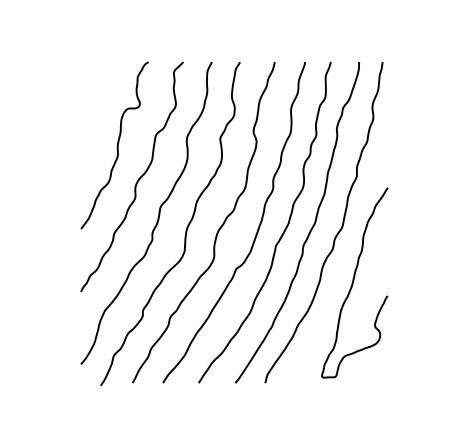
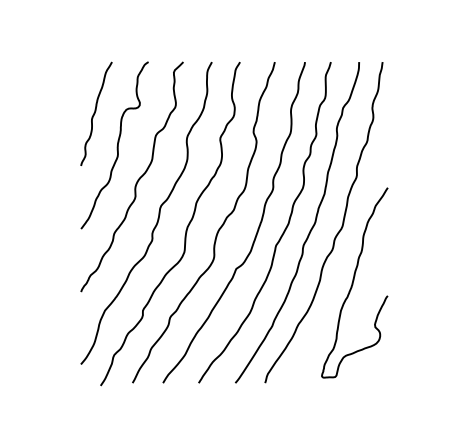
curve: none -> present (95, 113)
